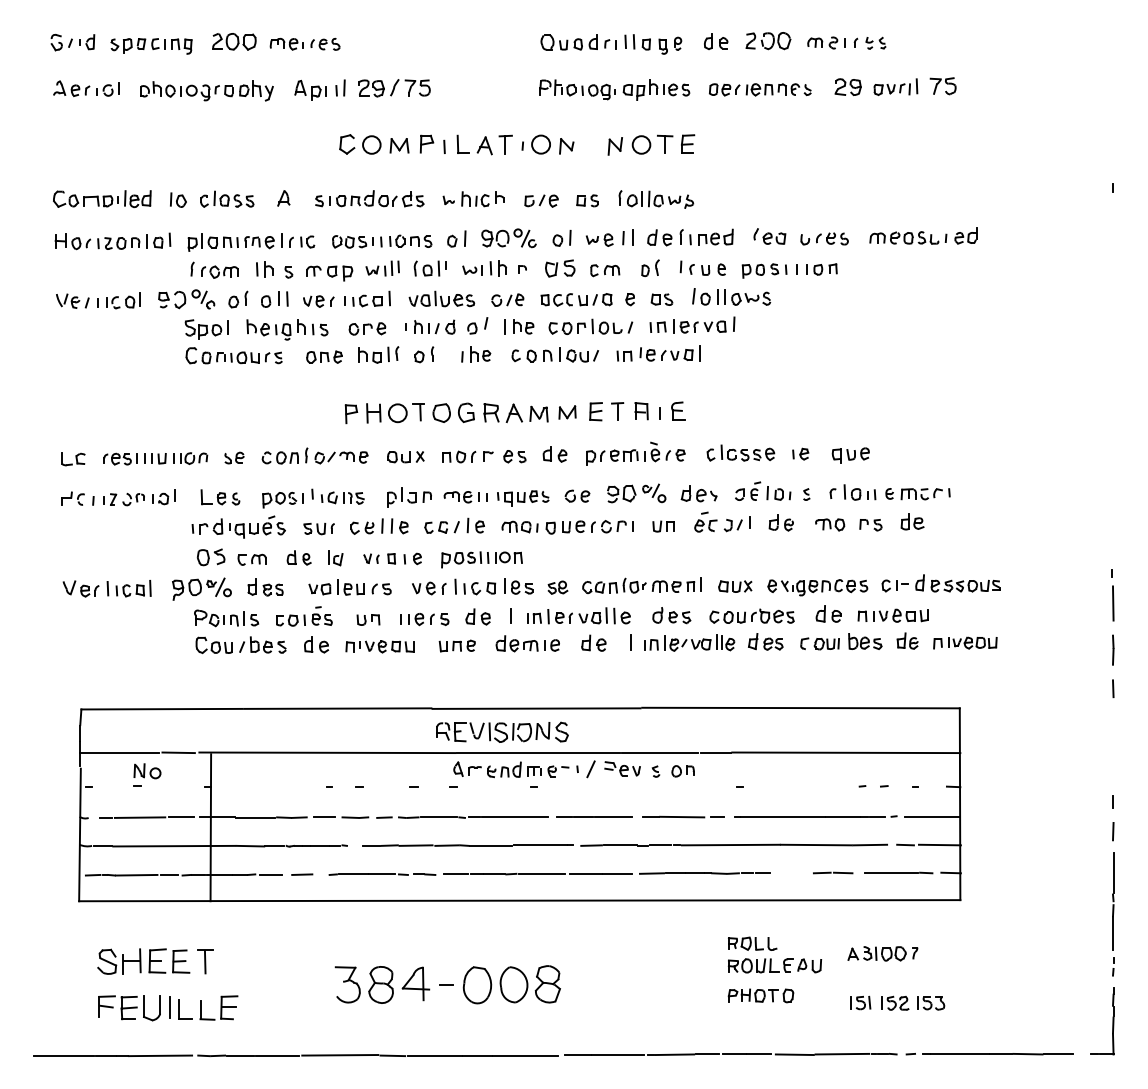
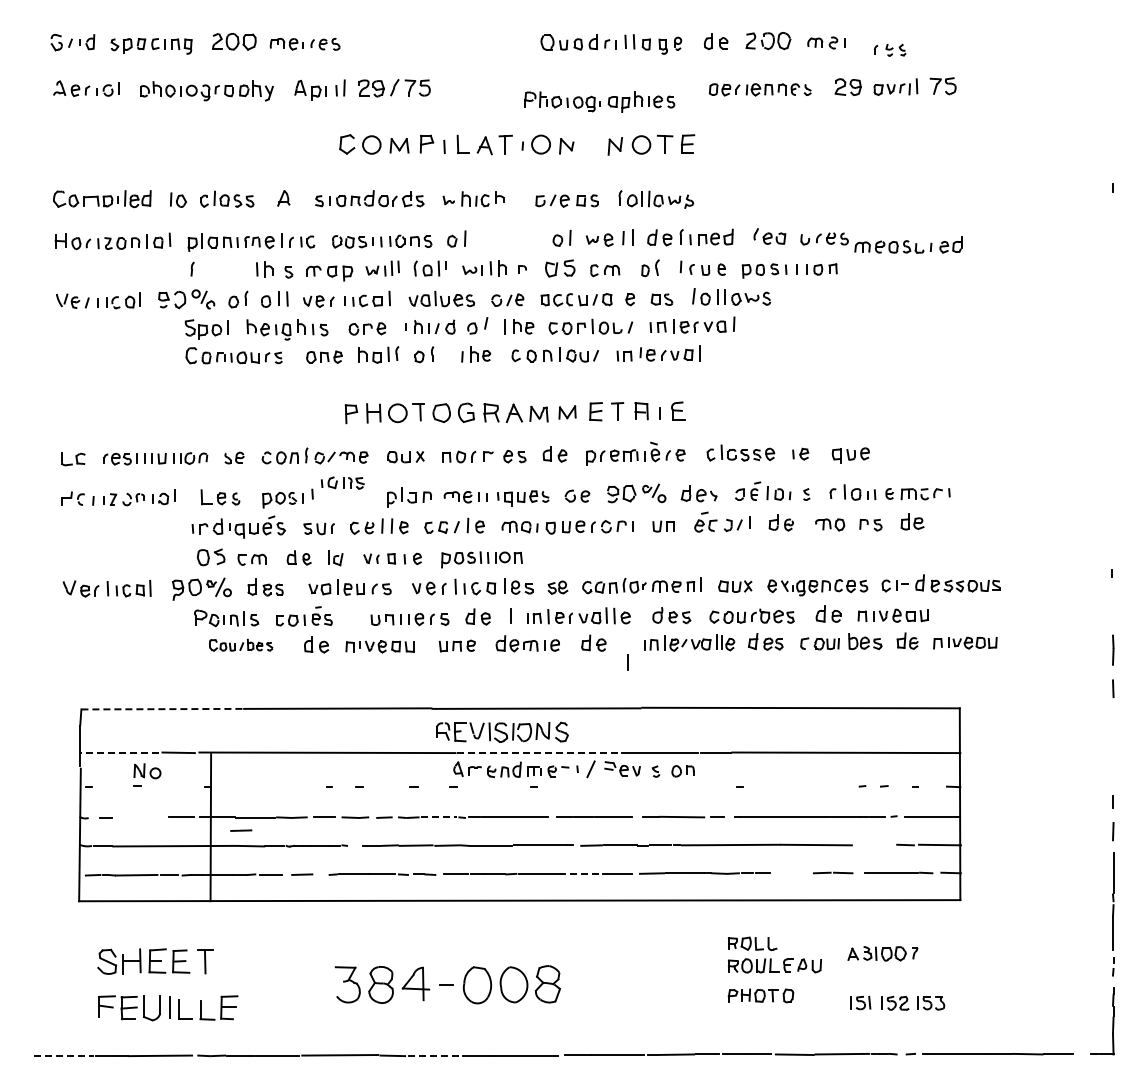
part position: (869, 42) -> (889, 49) (889, 49)
part position: (614, 89) -> (599, 101) (599, 101)
part position: (541, 200) -> (552, 200) (552, 200)
part position: (923, 235) -> (908, 244) (908, 244)
part: present -> none (508, 238)
part: present -> none (219, 271)
part position: (342, 497) -> (342, 482) (342, 482)
line: present -> none (1113, 603)
part position: (368, 619) -> (382, 619) (382, 619)
line position: (630, 642) -> (627, 662) (627, 662)
part size: 92x19 px -> 65x14 px (241, 644)
line: solid -> dashed (161, 709)
line: solid -> dashed (119, 752)
line: solid -> dashed (538, 753)
line: present -> none (139, 817)
line: solid -> dashed (439, 817)
line: none -> present (241, 830)
line: present -> none (870, 844)
line: solid -> dashed (586, 873)
line: solid -> dashed (435, 1055)
line: solid -> dashed (64, 1056)
